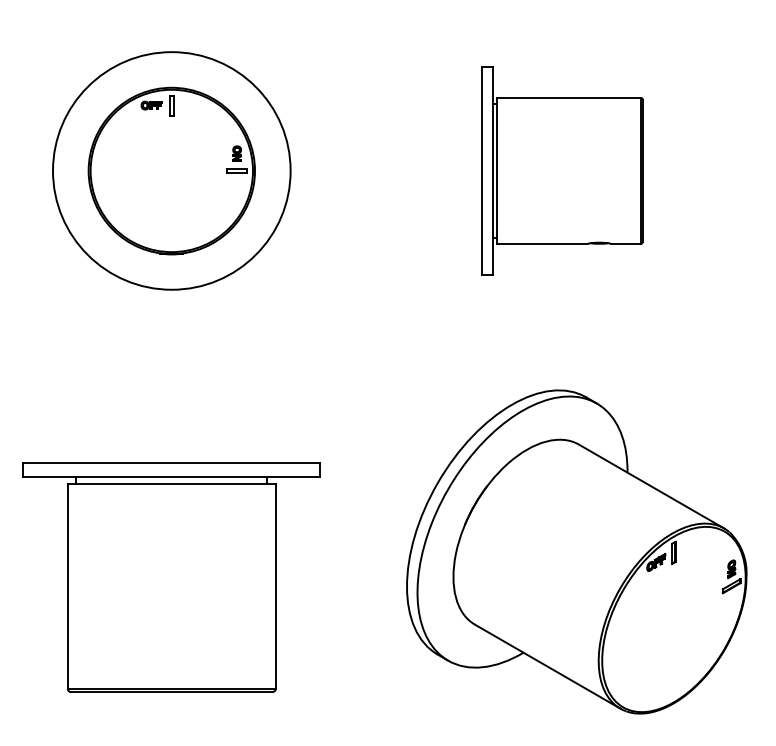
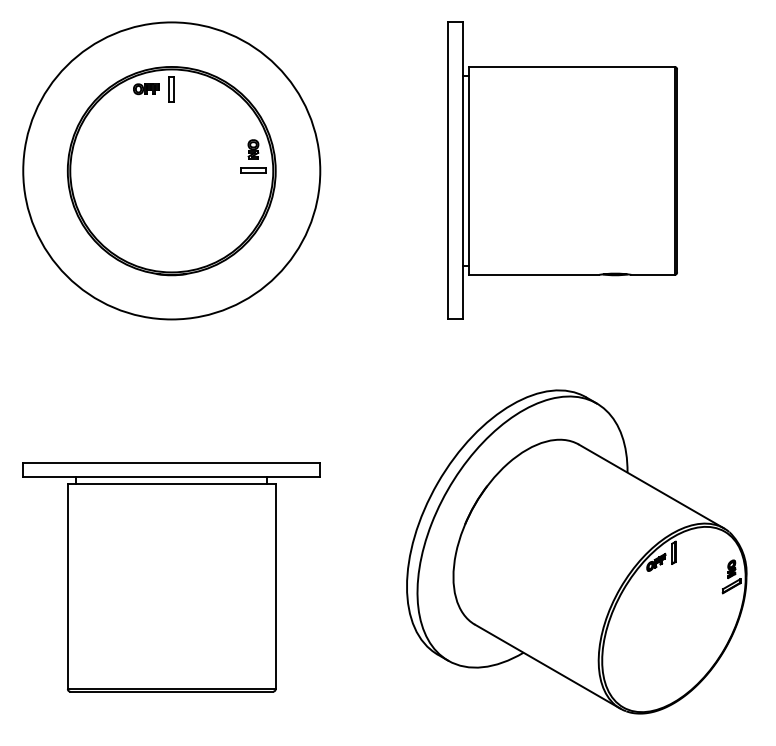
part size: 240x240 px -> 300x300 px (171, 170)
part size: 163x210 px -> 231x299 px (562, 170)
